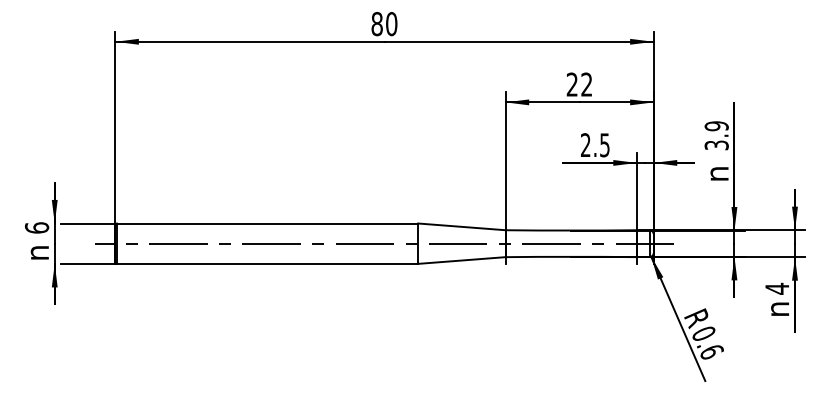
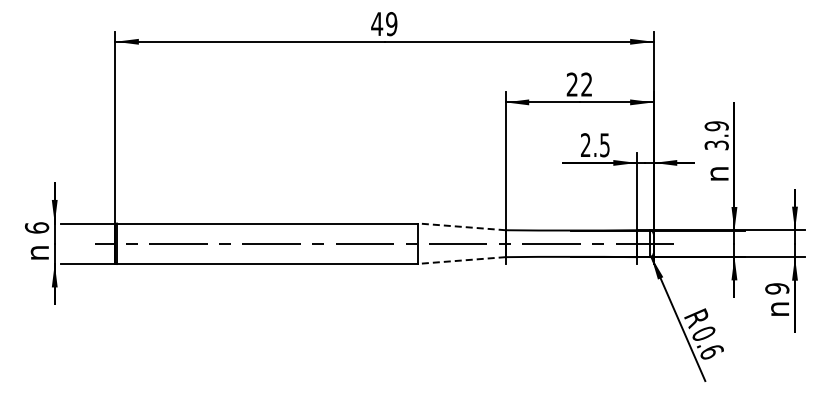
text: 80 -> 49 (384, 24)
line: solid -> dashed (461, 226)
line: solid -> dashed (461, 260)
text: 4 -> 9 (777, 288)
